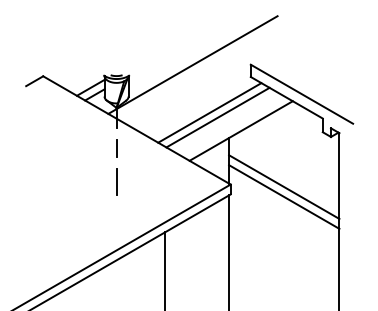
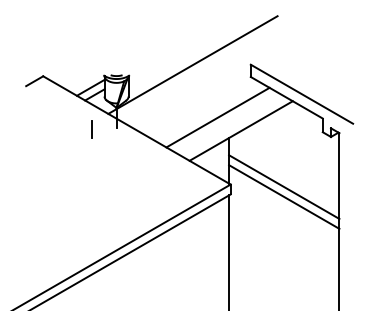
line: present -> none (209, 112)
line position: (116, 148) -> (91, 129) (91, 129)
line: present -> none (116, 181)
line: present -> none (165, 269)
